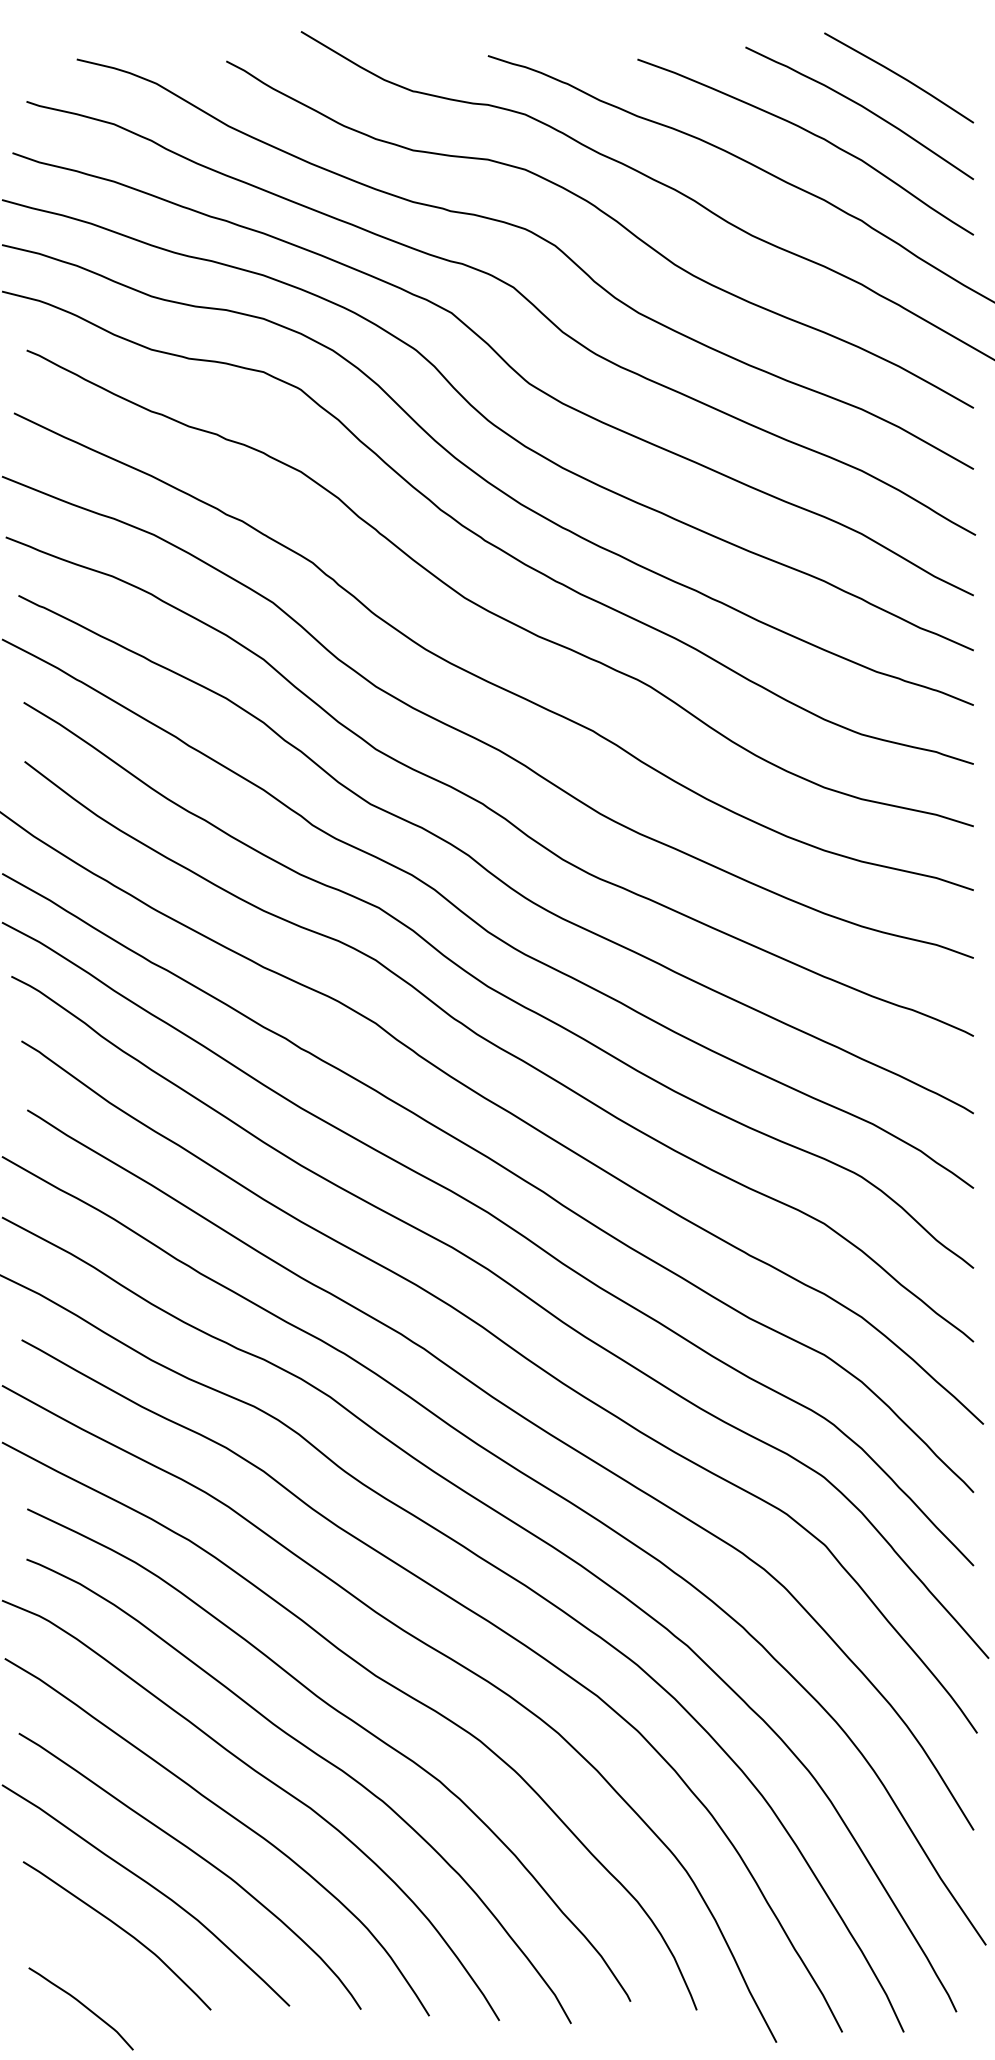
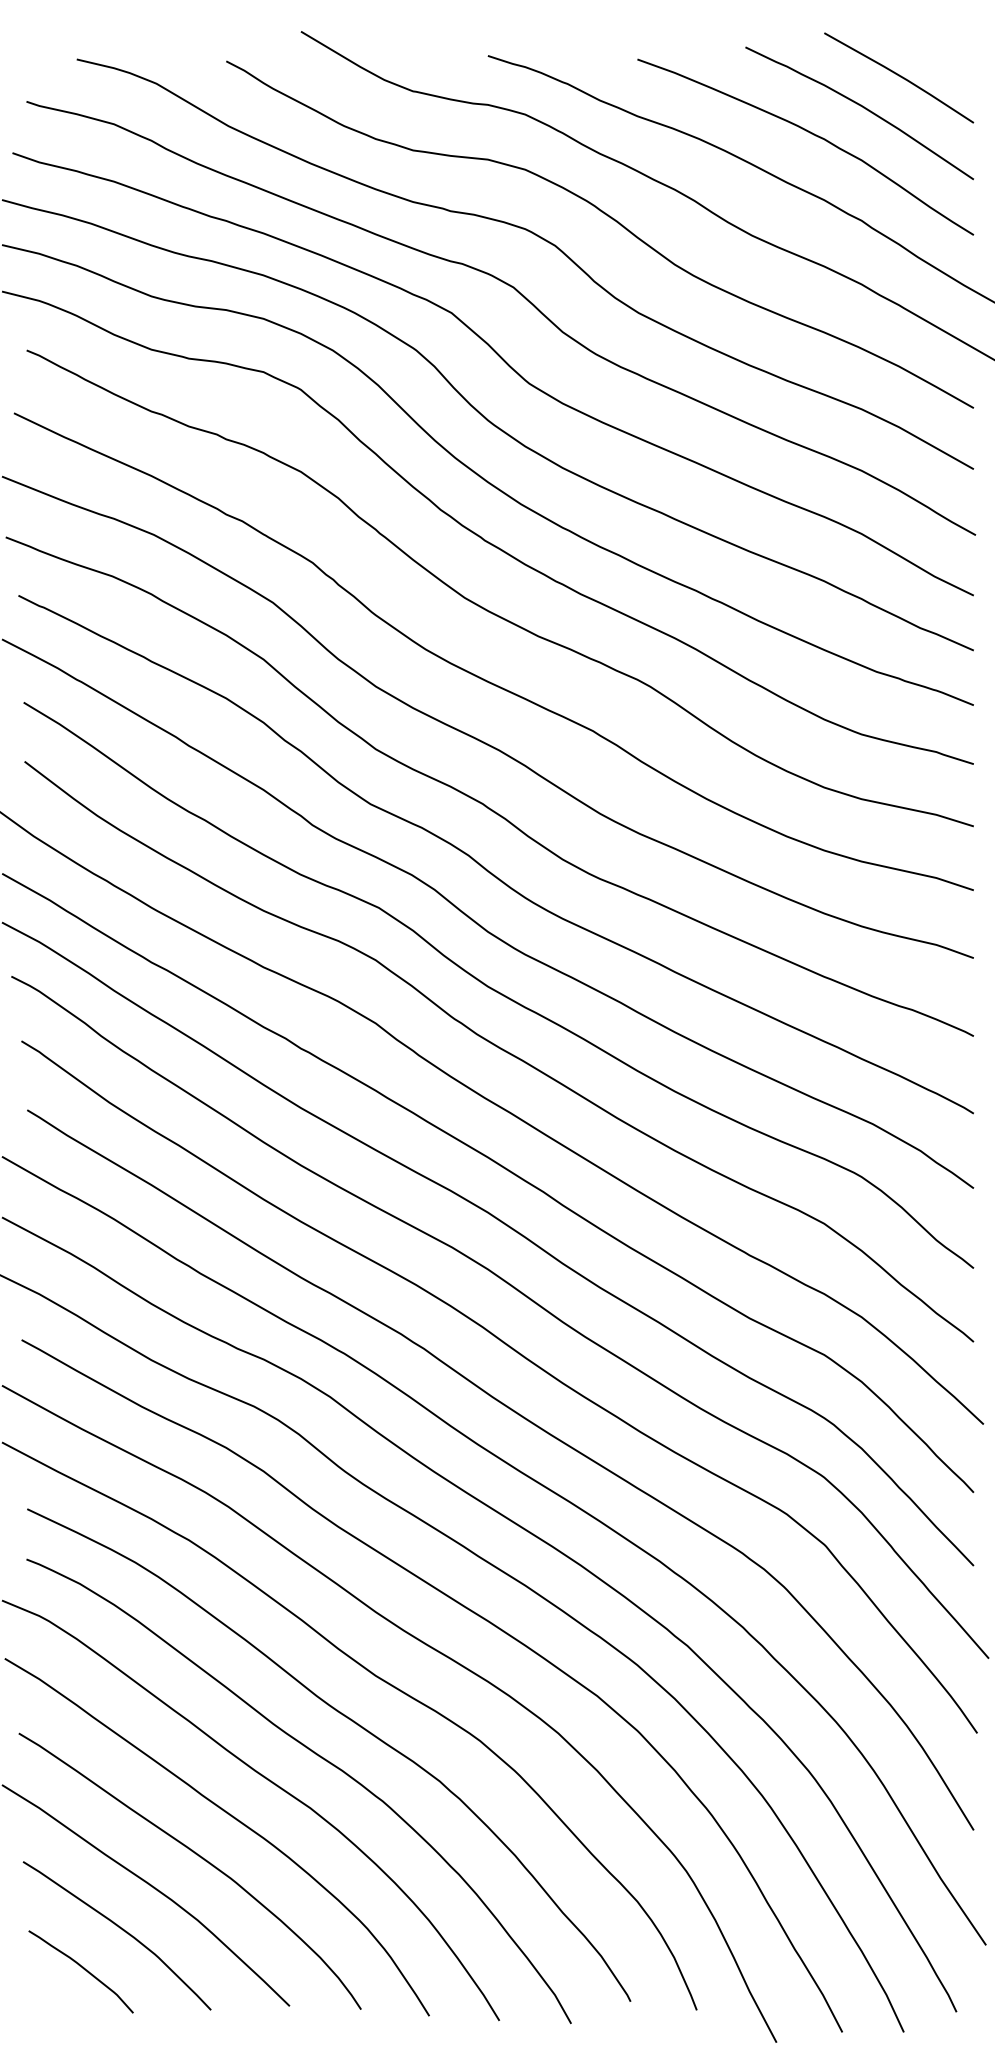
curve position: (82, 2005) -> (82, 1968) (82, 1968)
